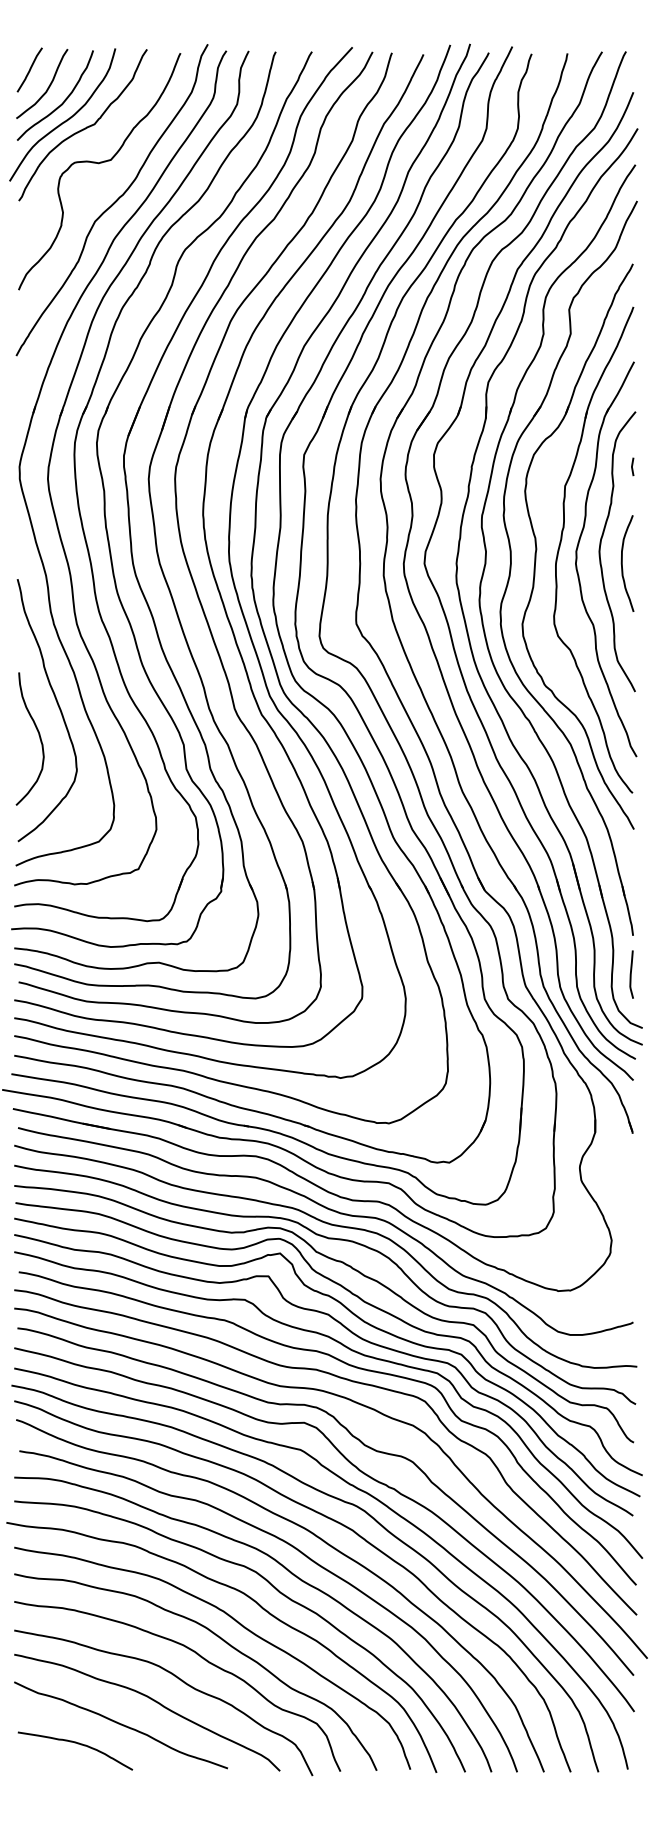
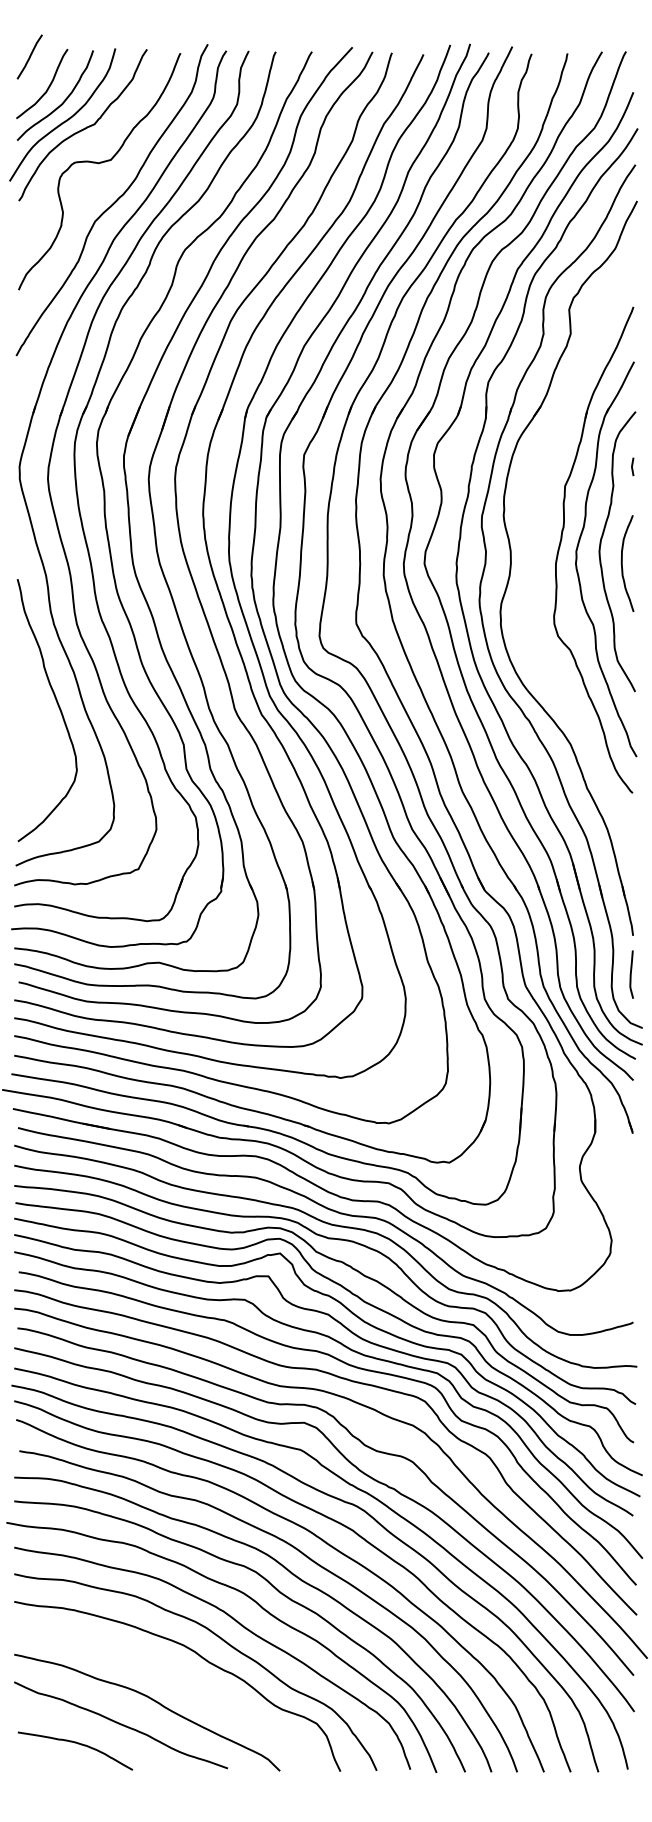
line position: (29, 69) -> (29, 56) (29, 56)
part: present -> none (537, 547)
curve: present -> none (38, 735)
curve: present -> none (178, 1679)
